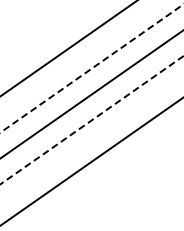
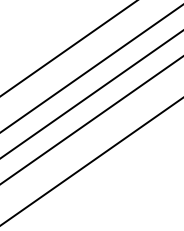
line: dashed -> solid (91, 68)
line: dashed -> solid (91, 120)
